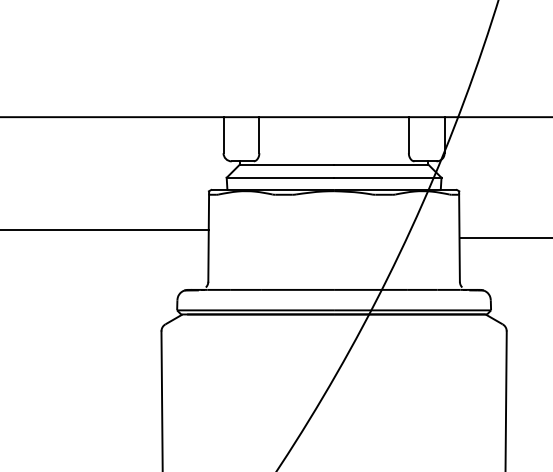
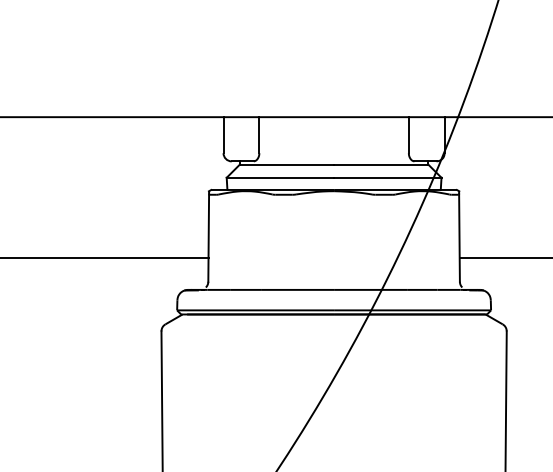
line position: (105, 229) -> (105, 257) (105, 257)
line position: (504, 237) -> (504, 257) (504, 257)
